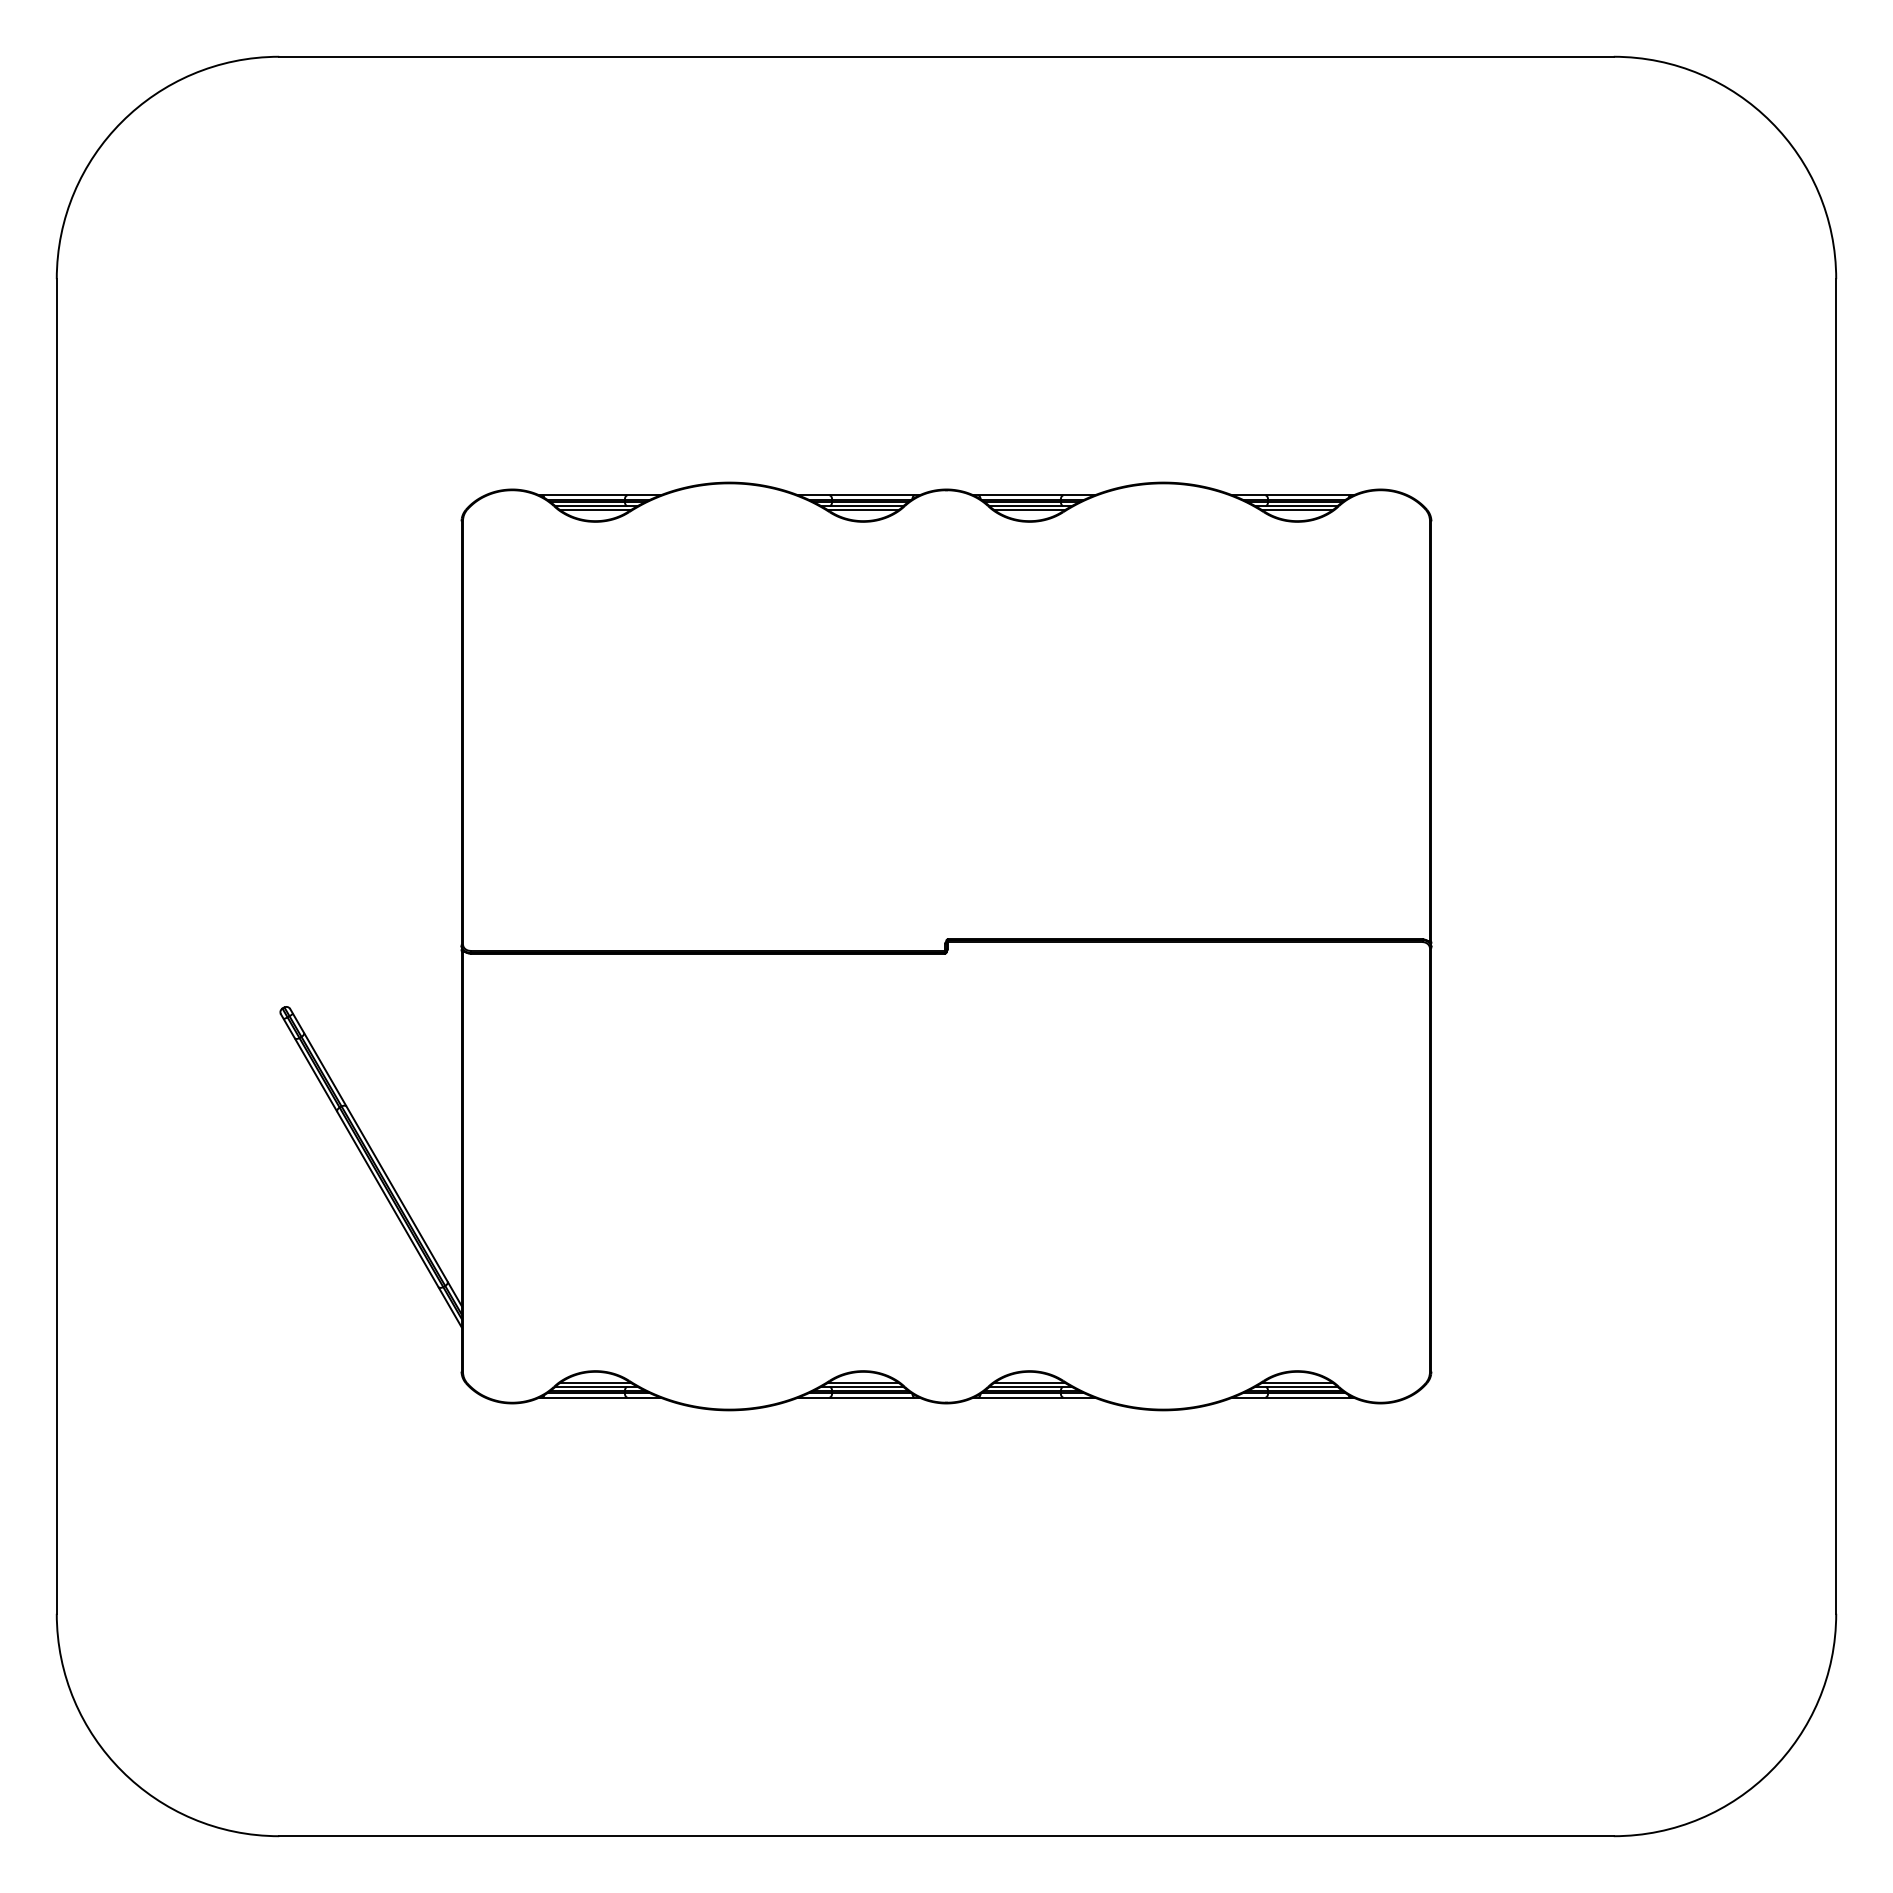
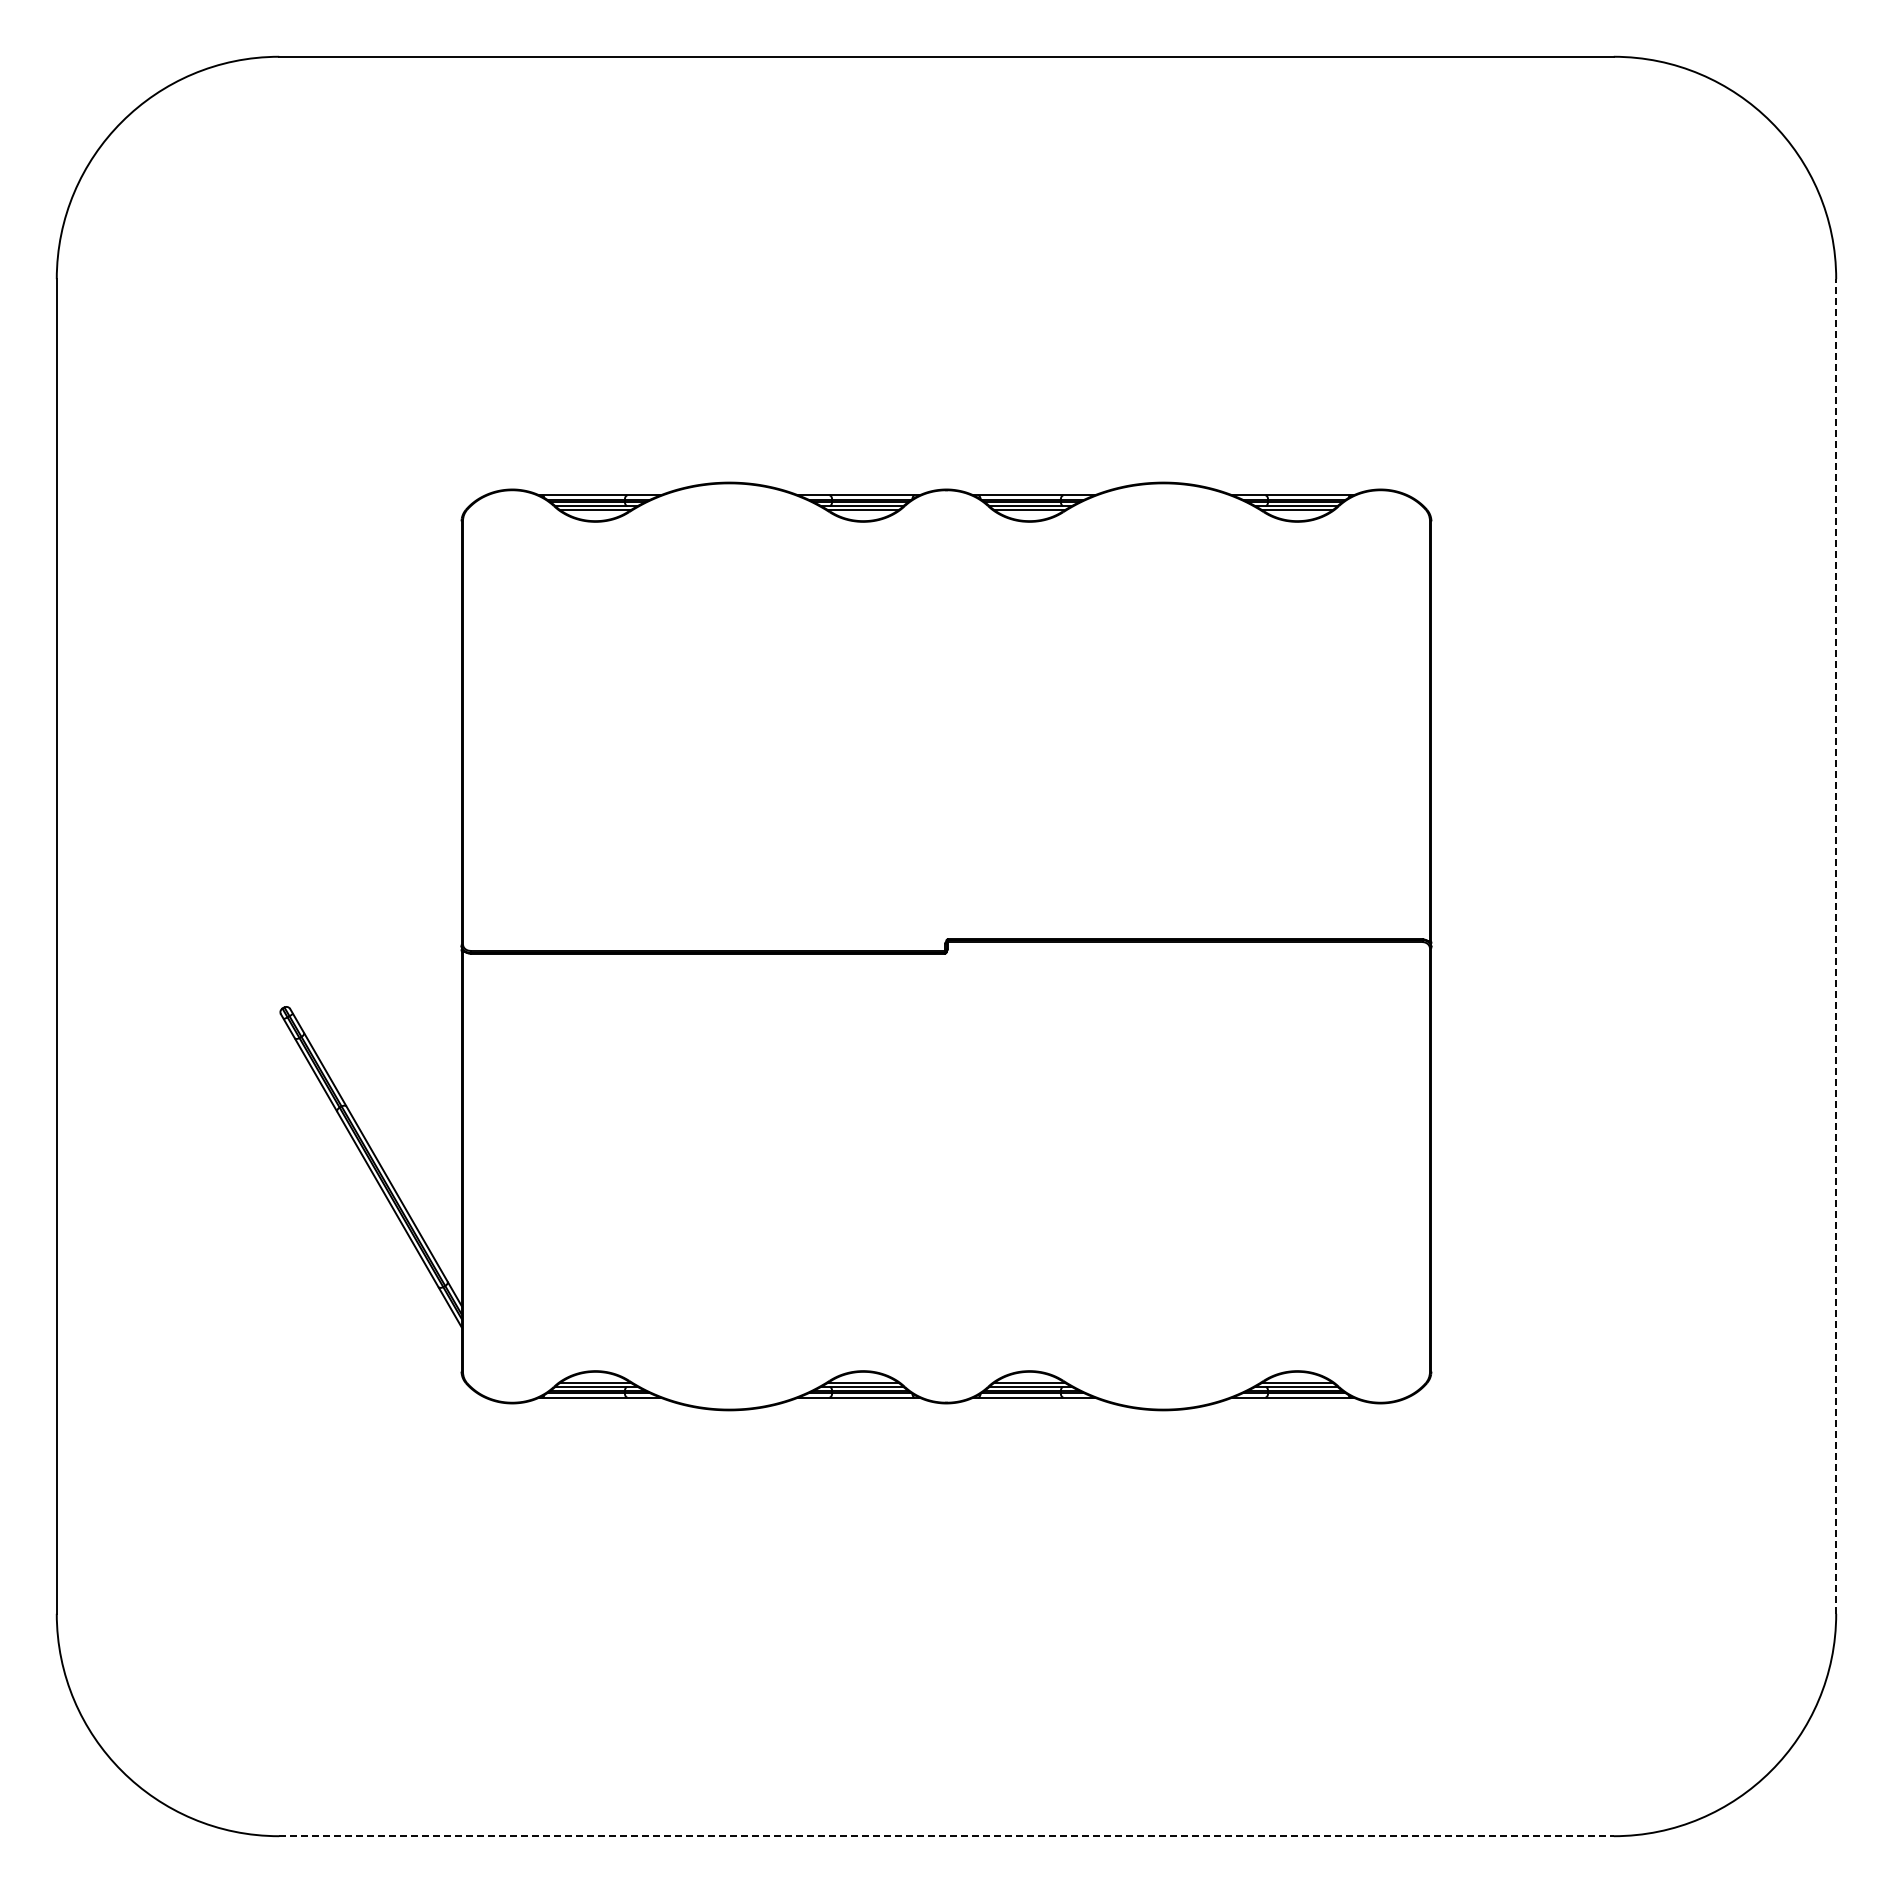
line: solid -> dashed (1836, 946)
line: solid -> dashed (946, 1836)
